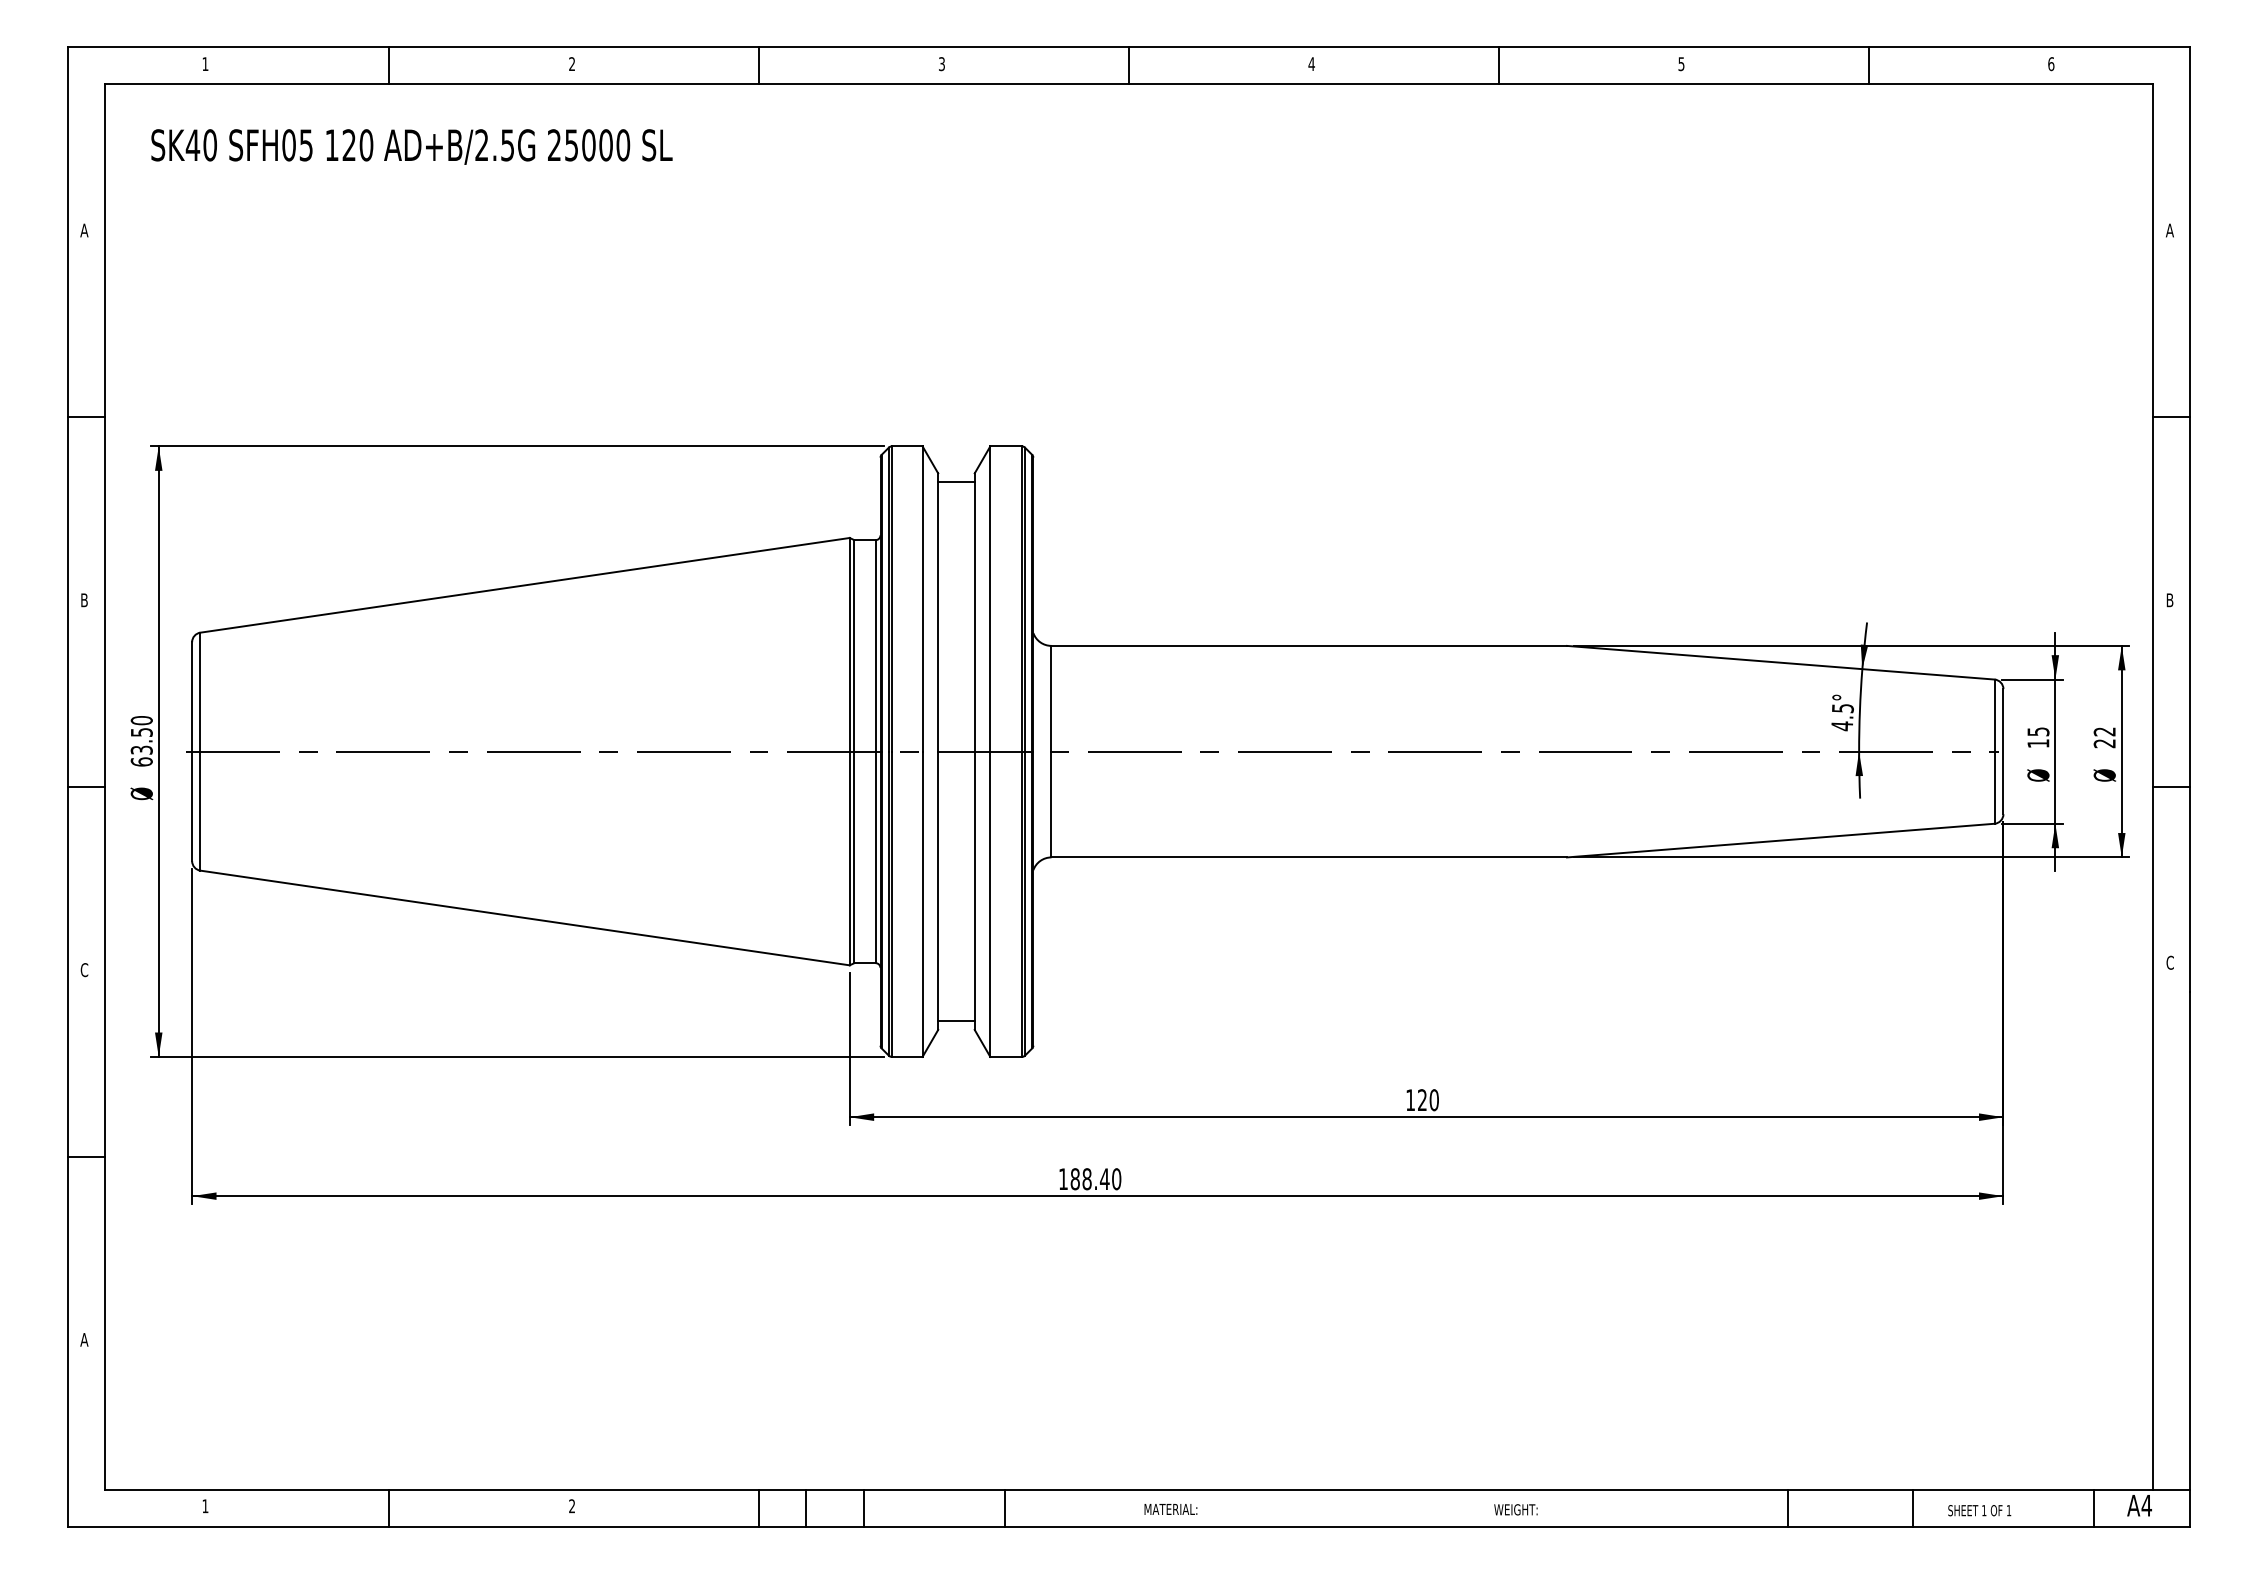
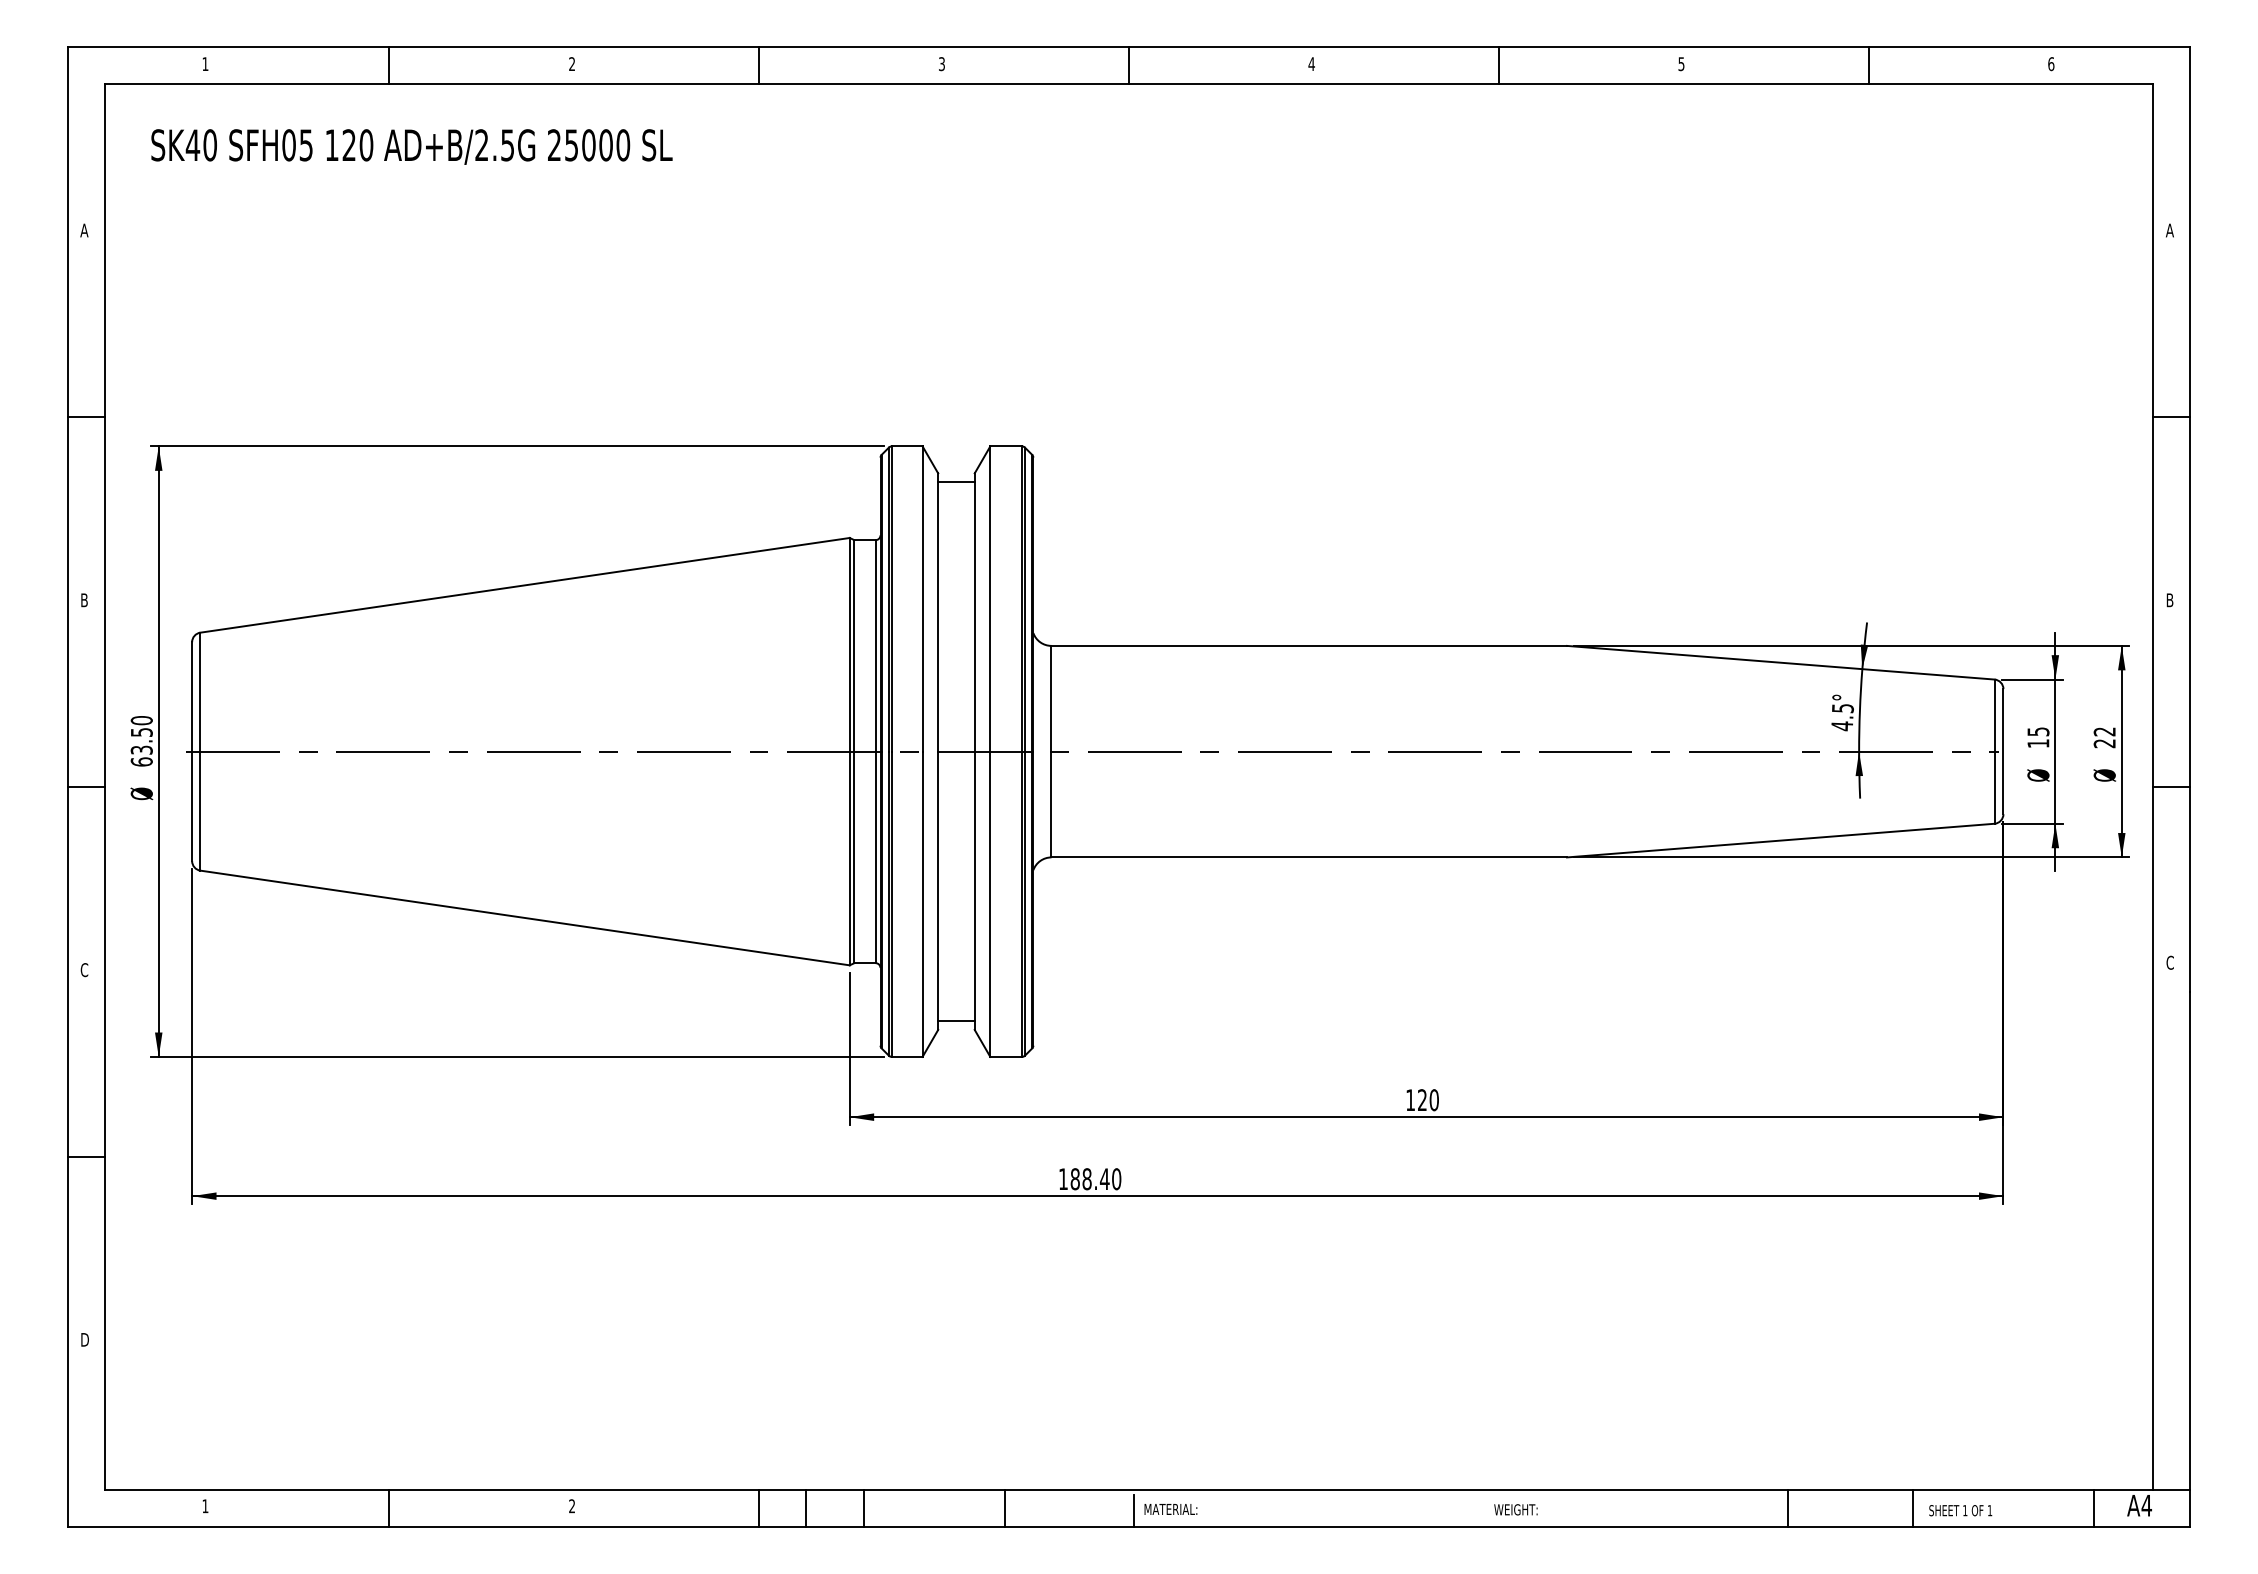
text: A -> D (84, 1339)
line: none -> present (1134, 1510)
text position: (1979, 1510) -> (1960, 1510) (1960, 1510)
